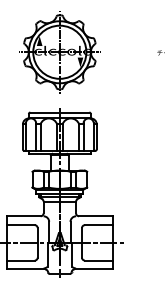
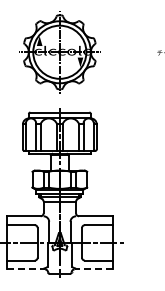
line: solid -> dashed (26, 269)
line: solid -> dashed (93, 269)
